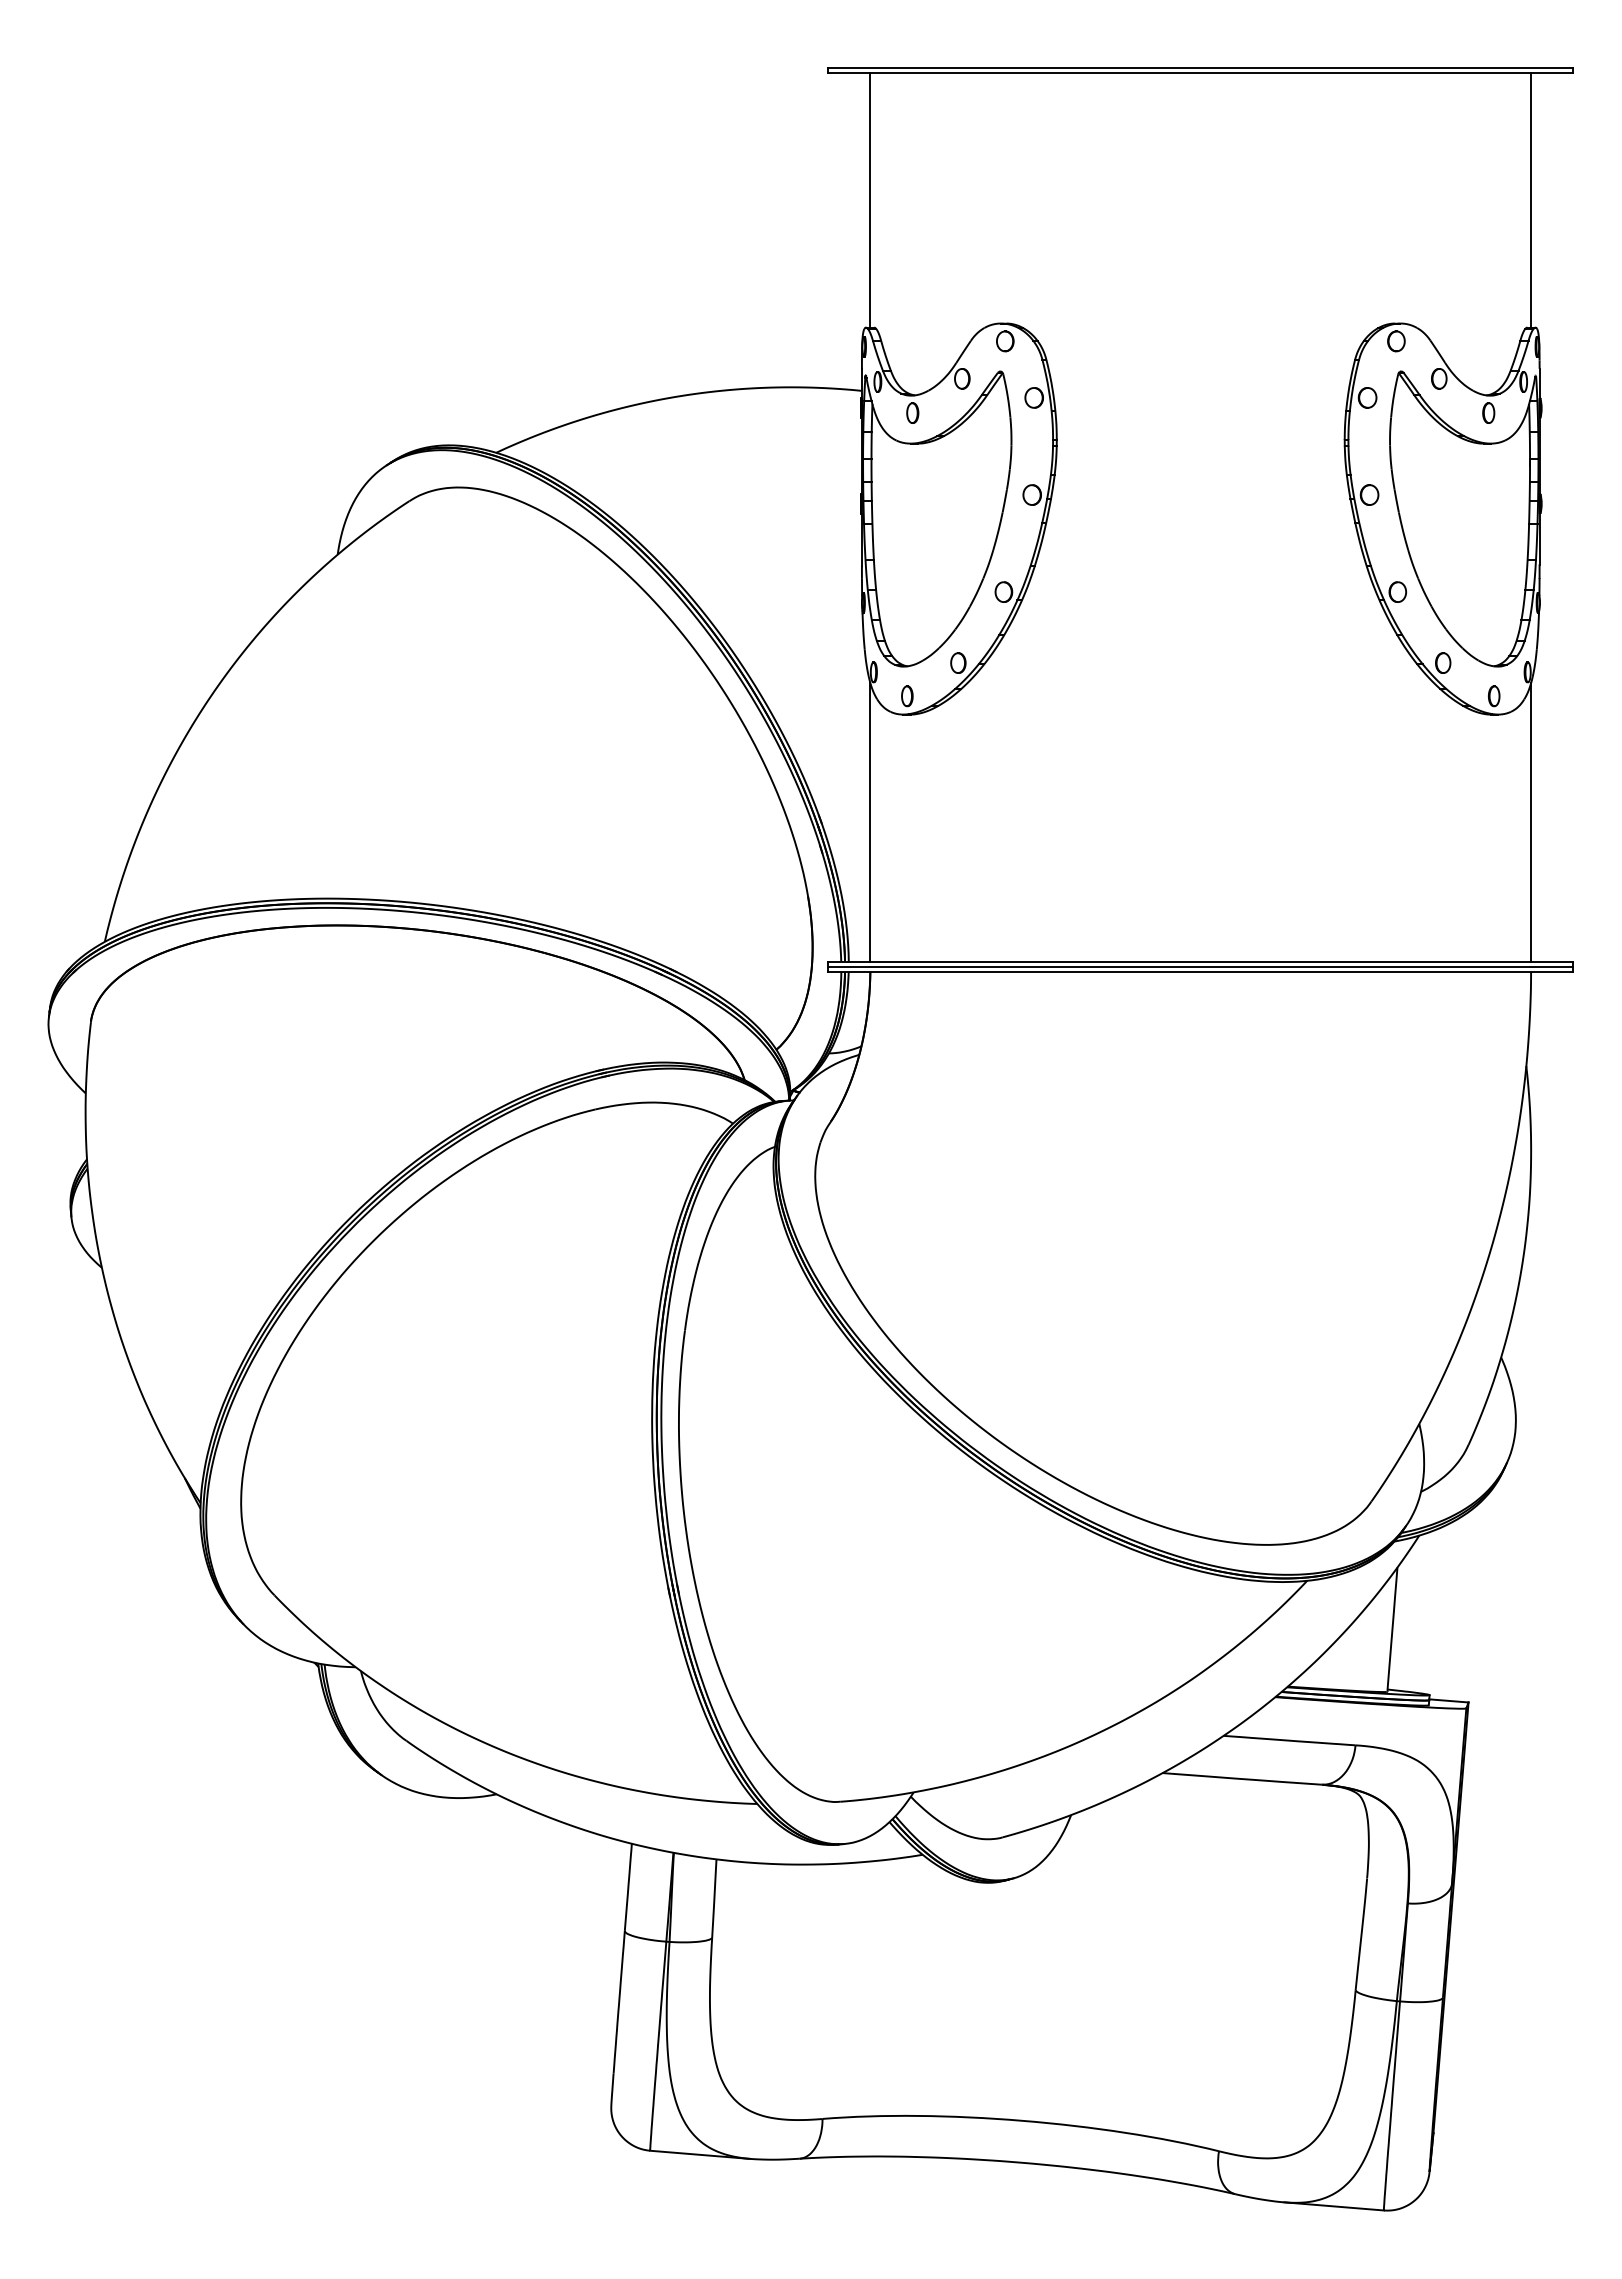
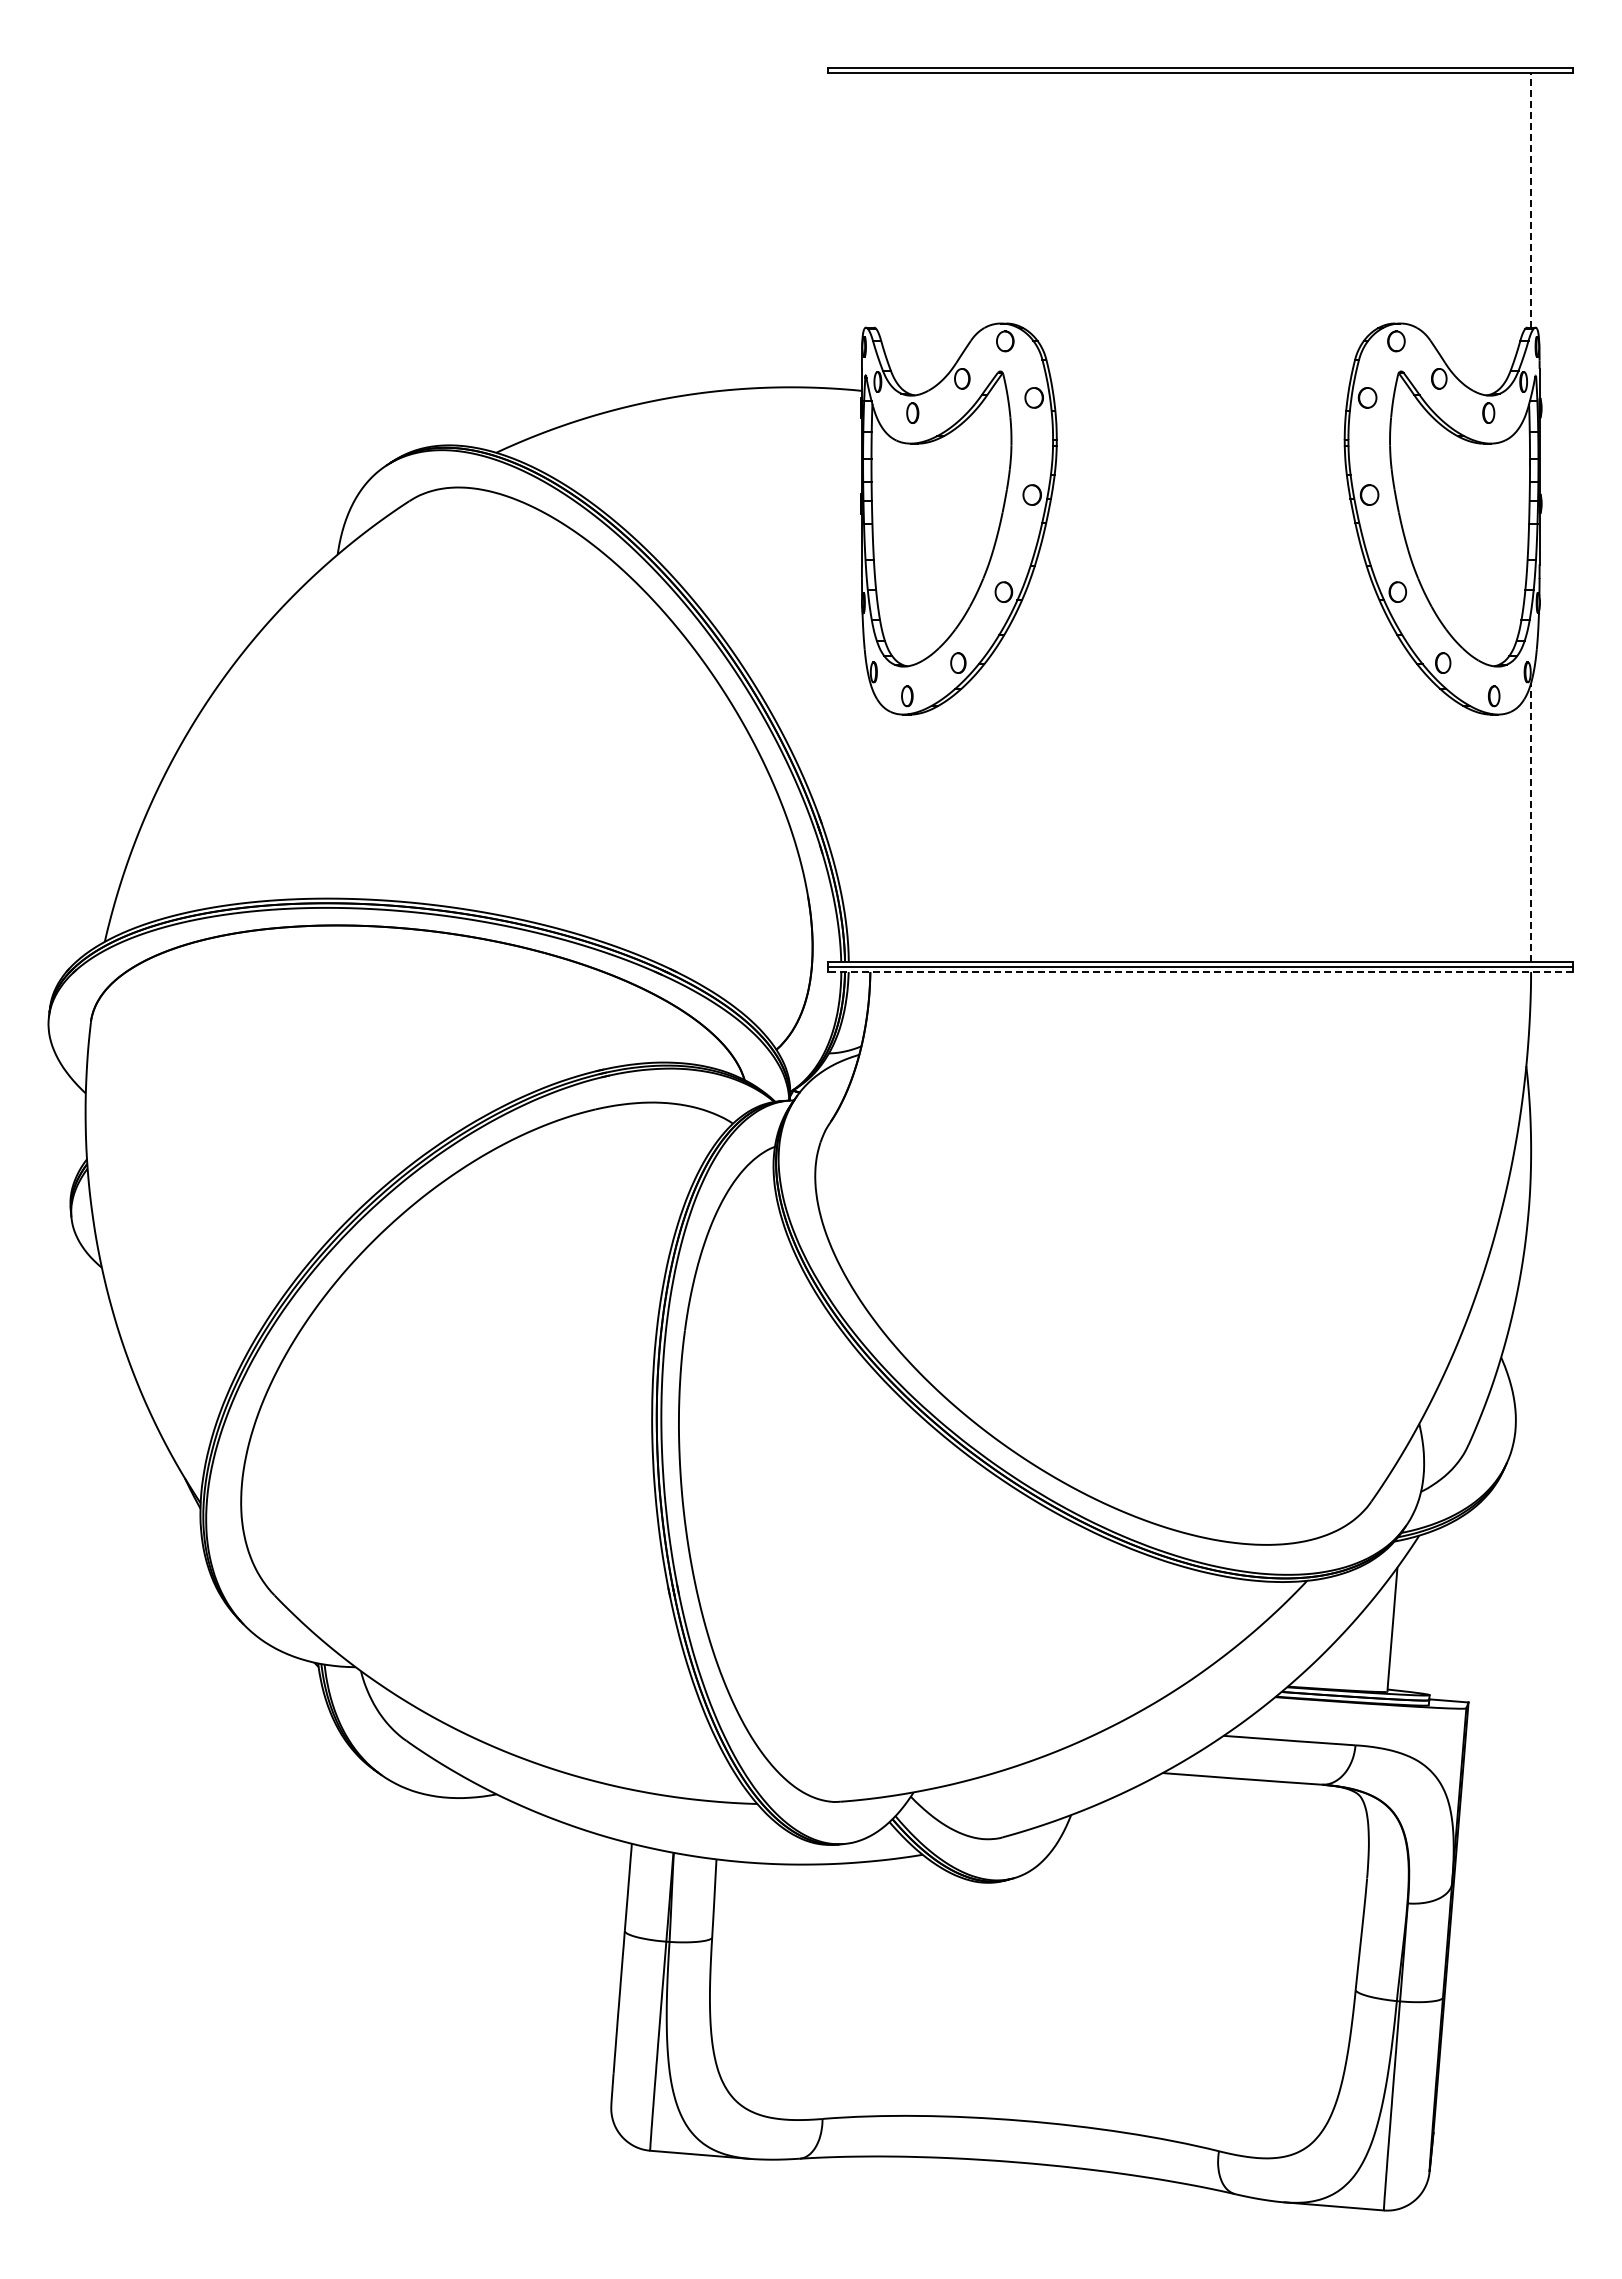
line: present -> none (870, 200)
line: solid -> dashed (1531, 200)
line: present -> none (870, 822)
line: solid -> dashed (1531, 822)
line: solid -> dashed (1200, 972)
